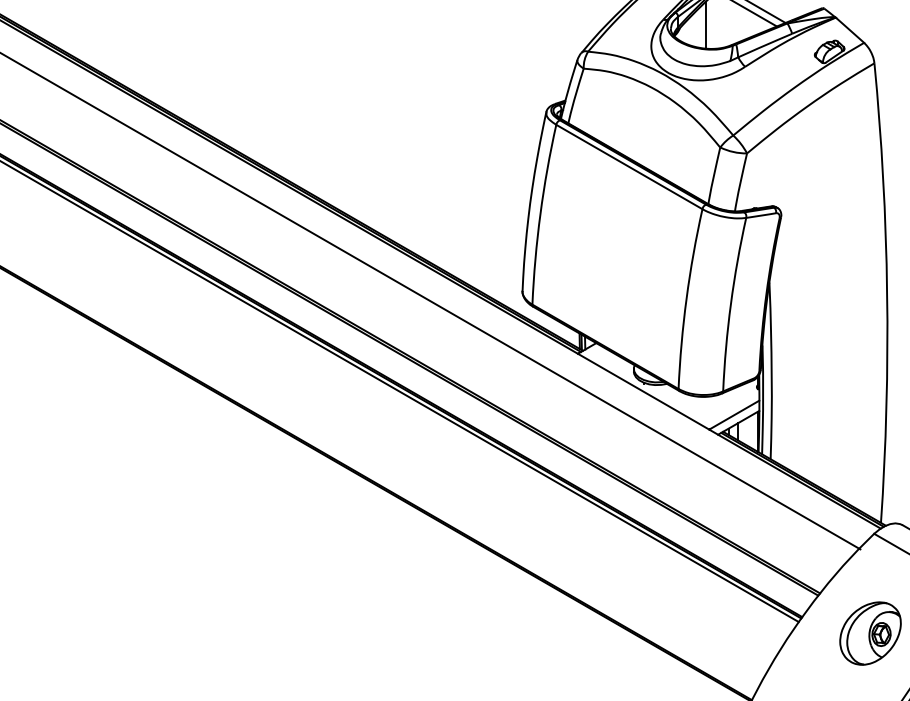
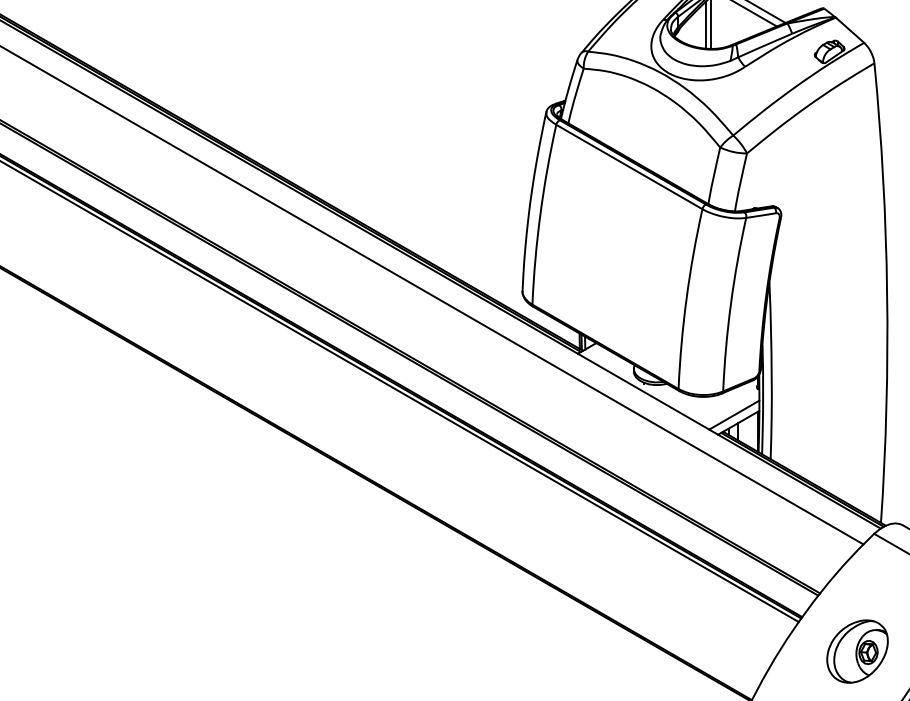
line: none -> present (710, 25)
line position: (431, 301) -> (432, 295) (432, 295)
part position: (870, 633) -> (857, 651) (857, 651)
